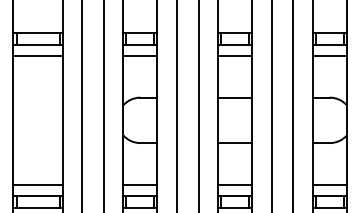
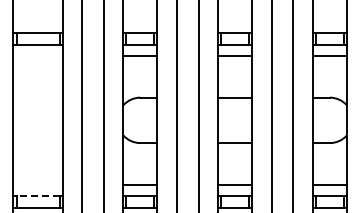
line: present -> none (37, 55)
line: present -> none (37, 184)
line: solid -> dashed (38, 196)
